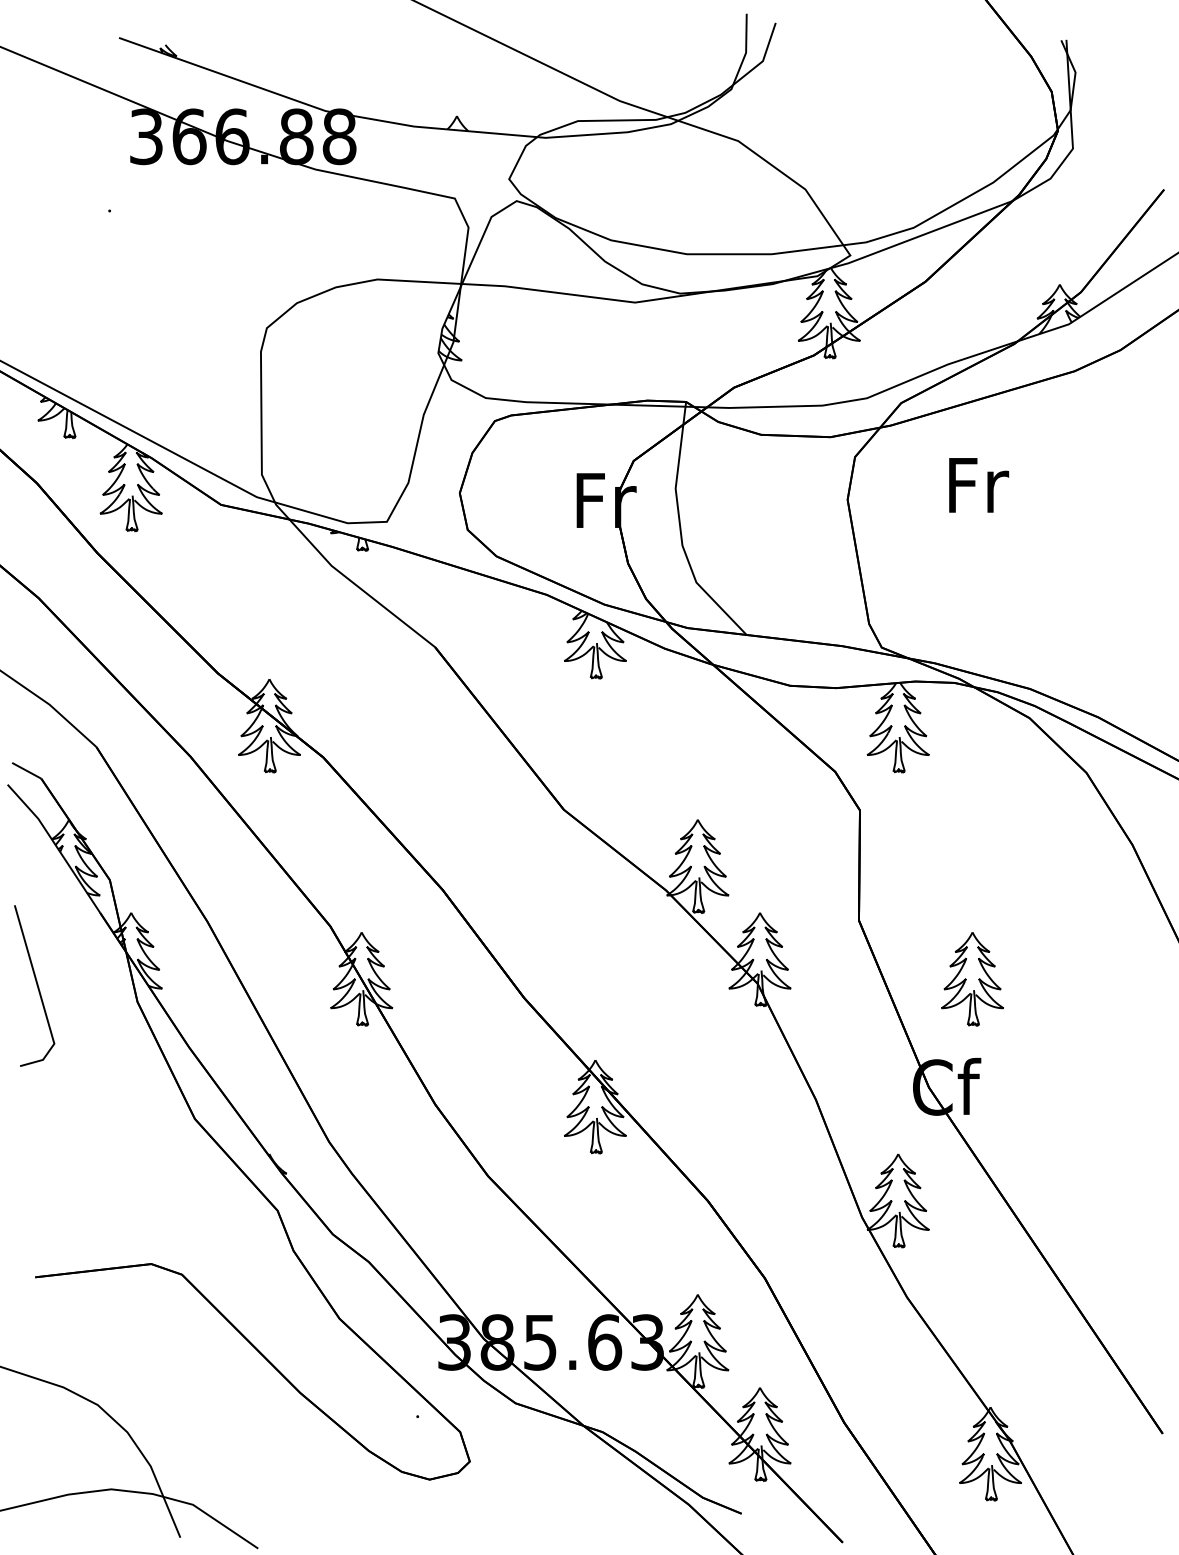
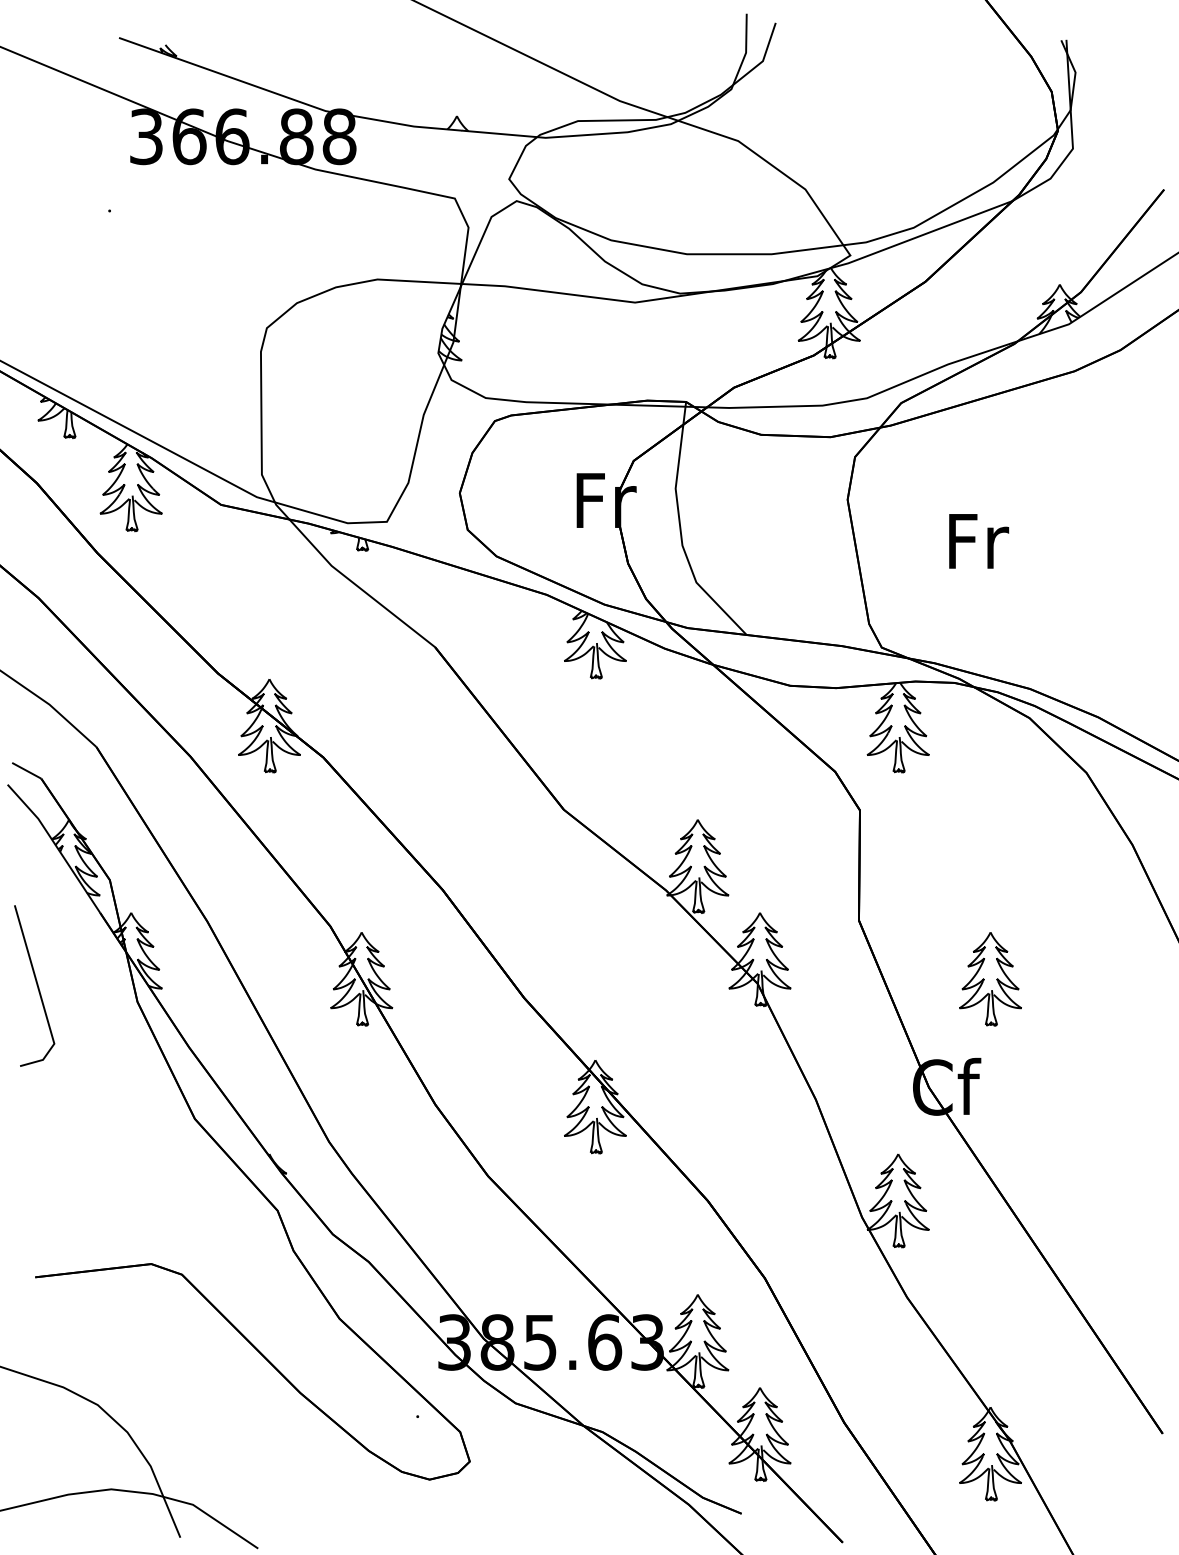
text position: (979, 485) -> (979, 541) (979, 541)
part position: (972, 979) -> (990, 979) (990, 979)
